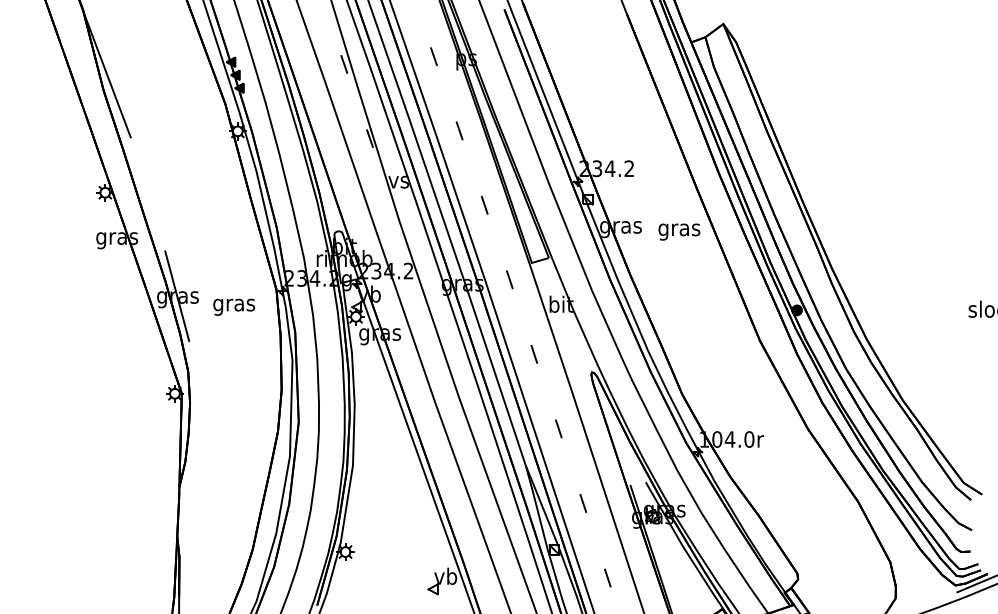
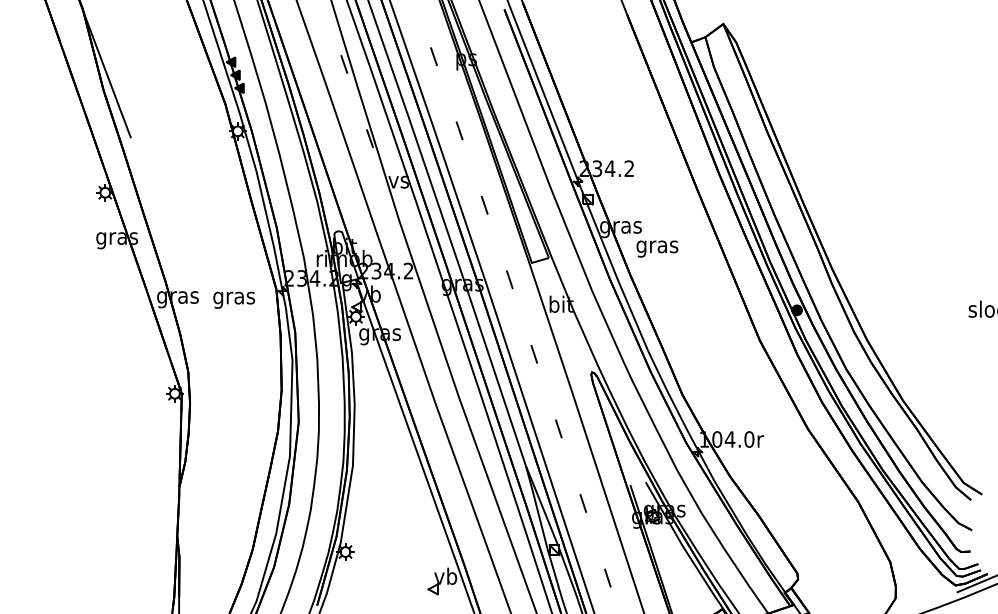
text position: (679, 231) -> (657, 248) (657, 248)
line: present -> none (177, 296)
text position: (234, 306) -> (234, 299) (234, 299)
